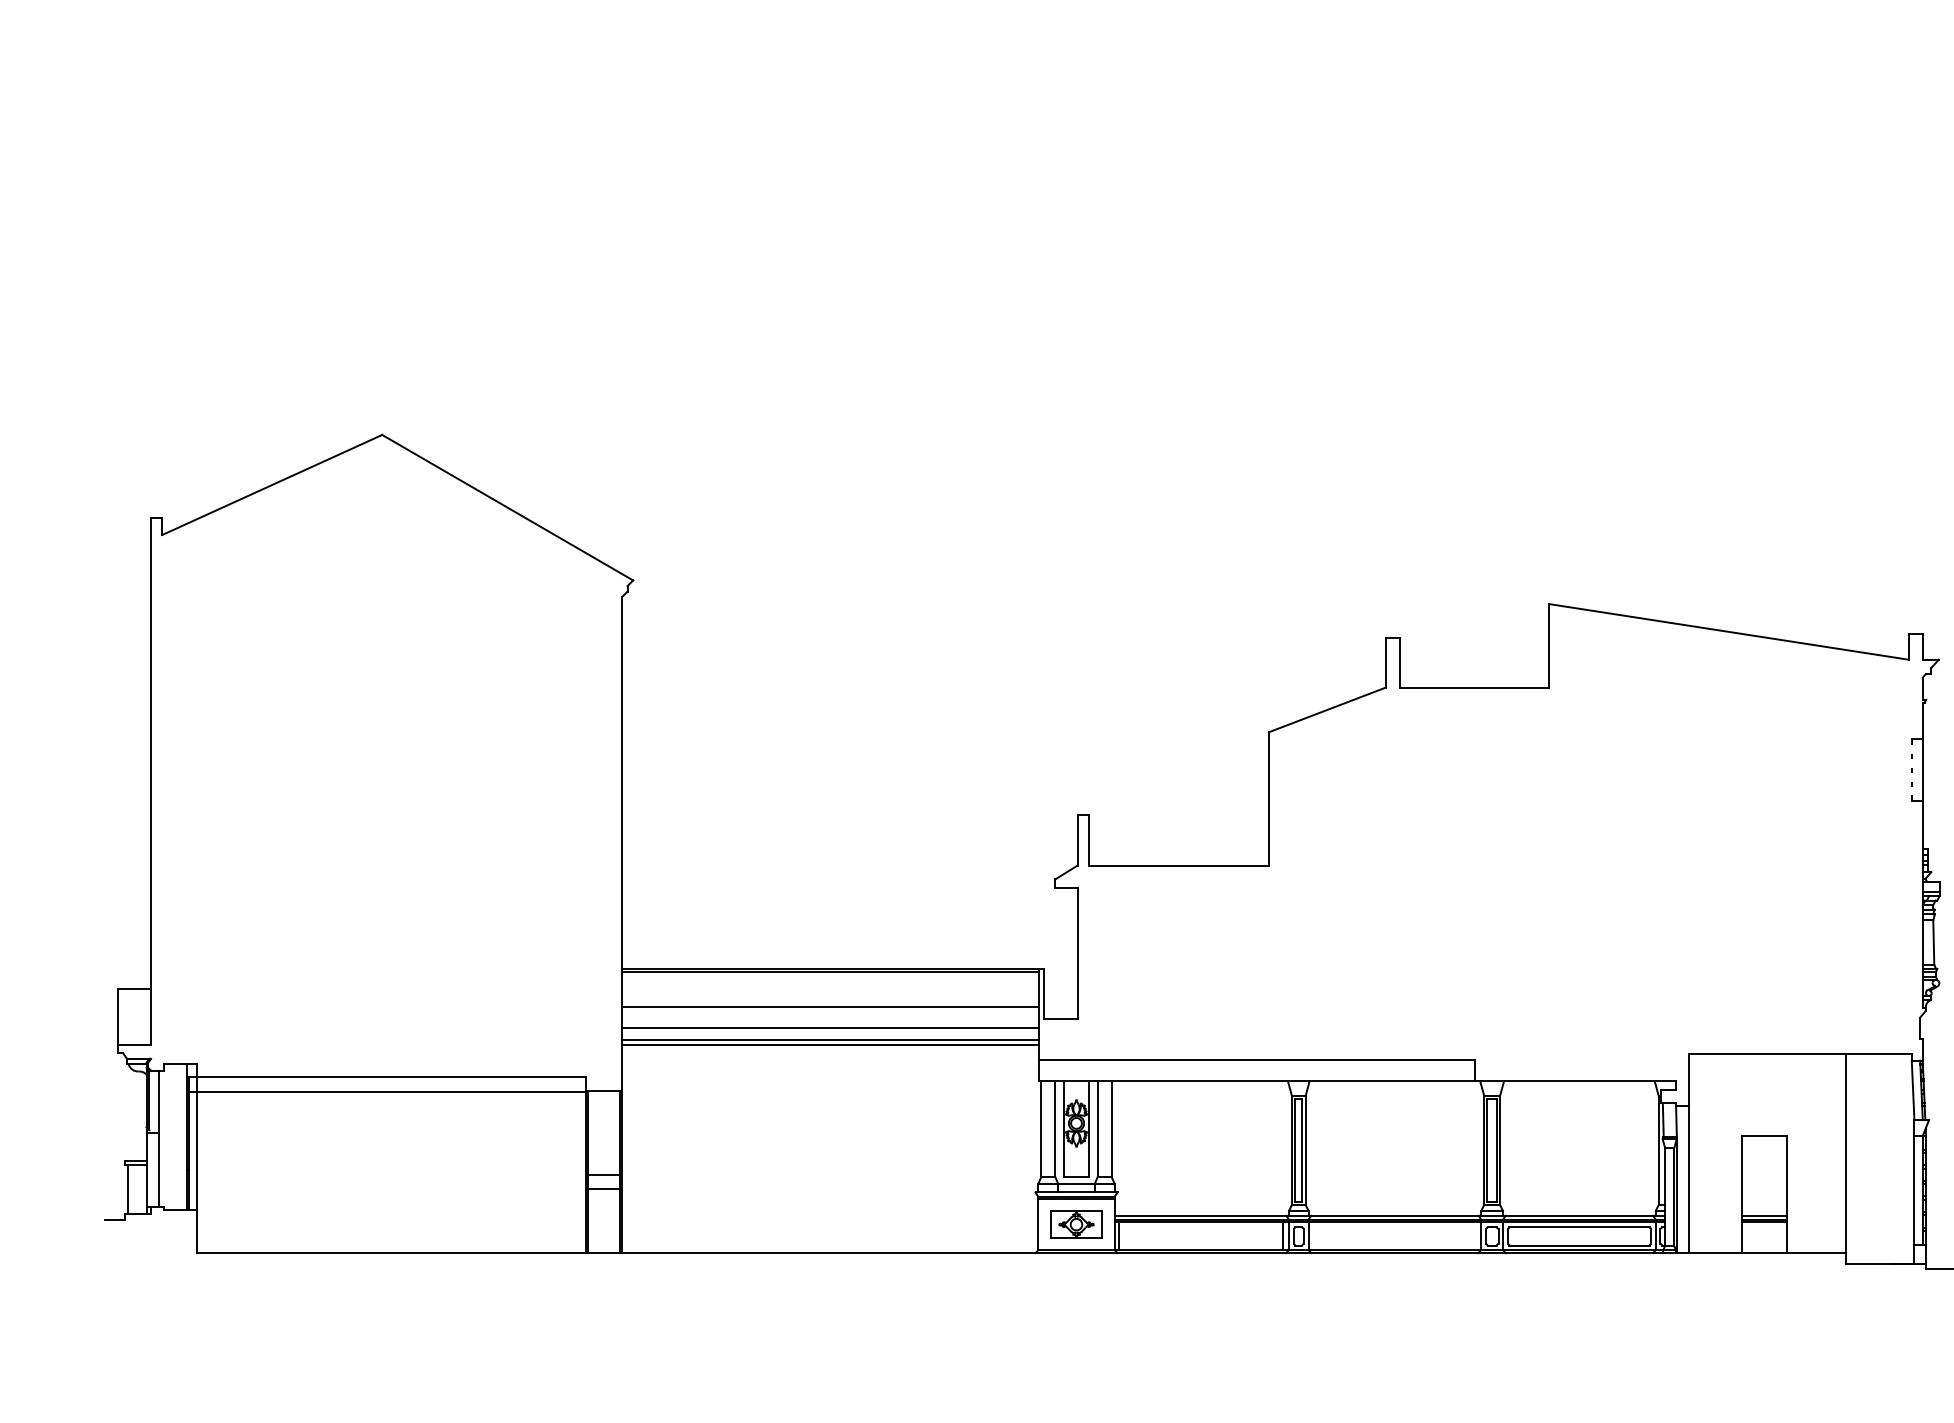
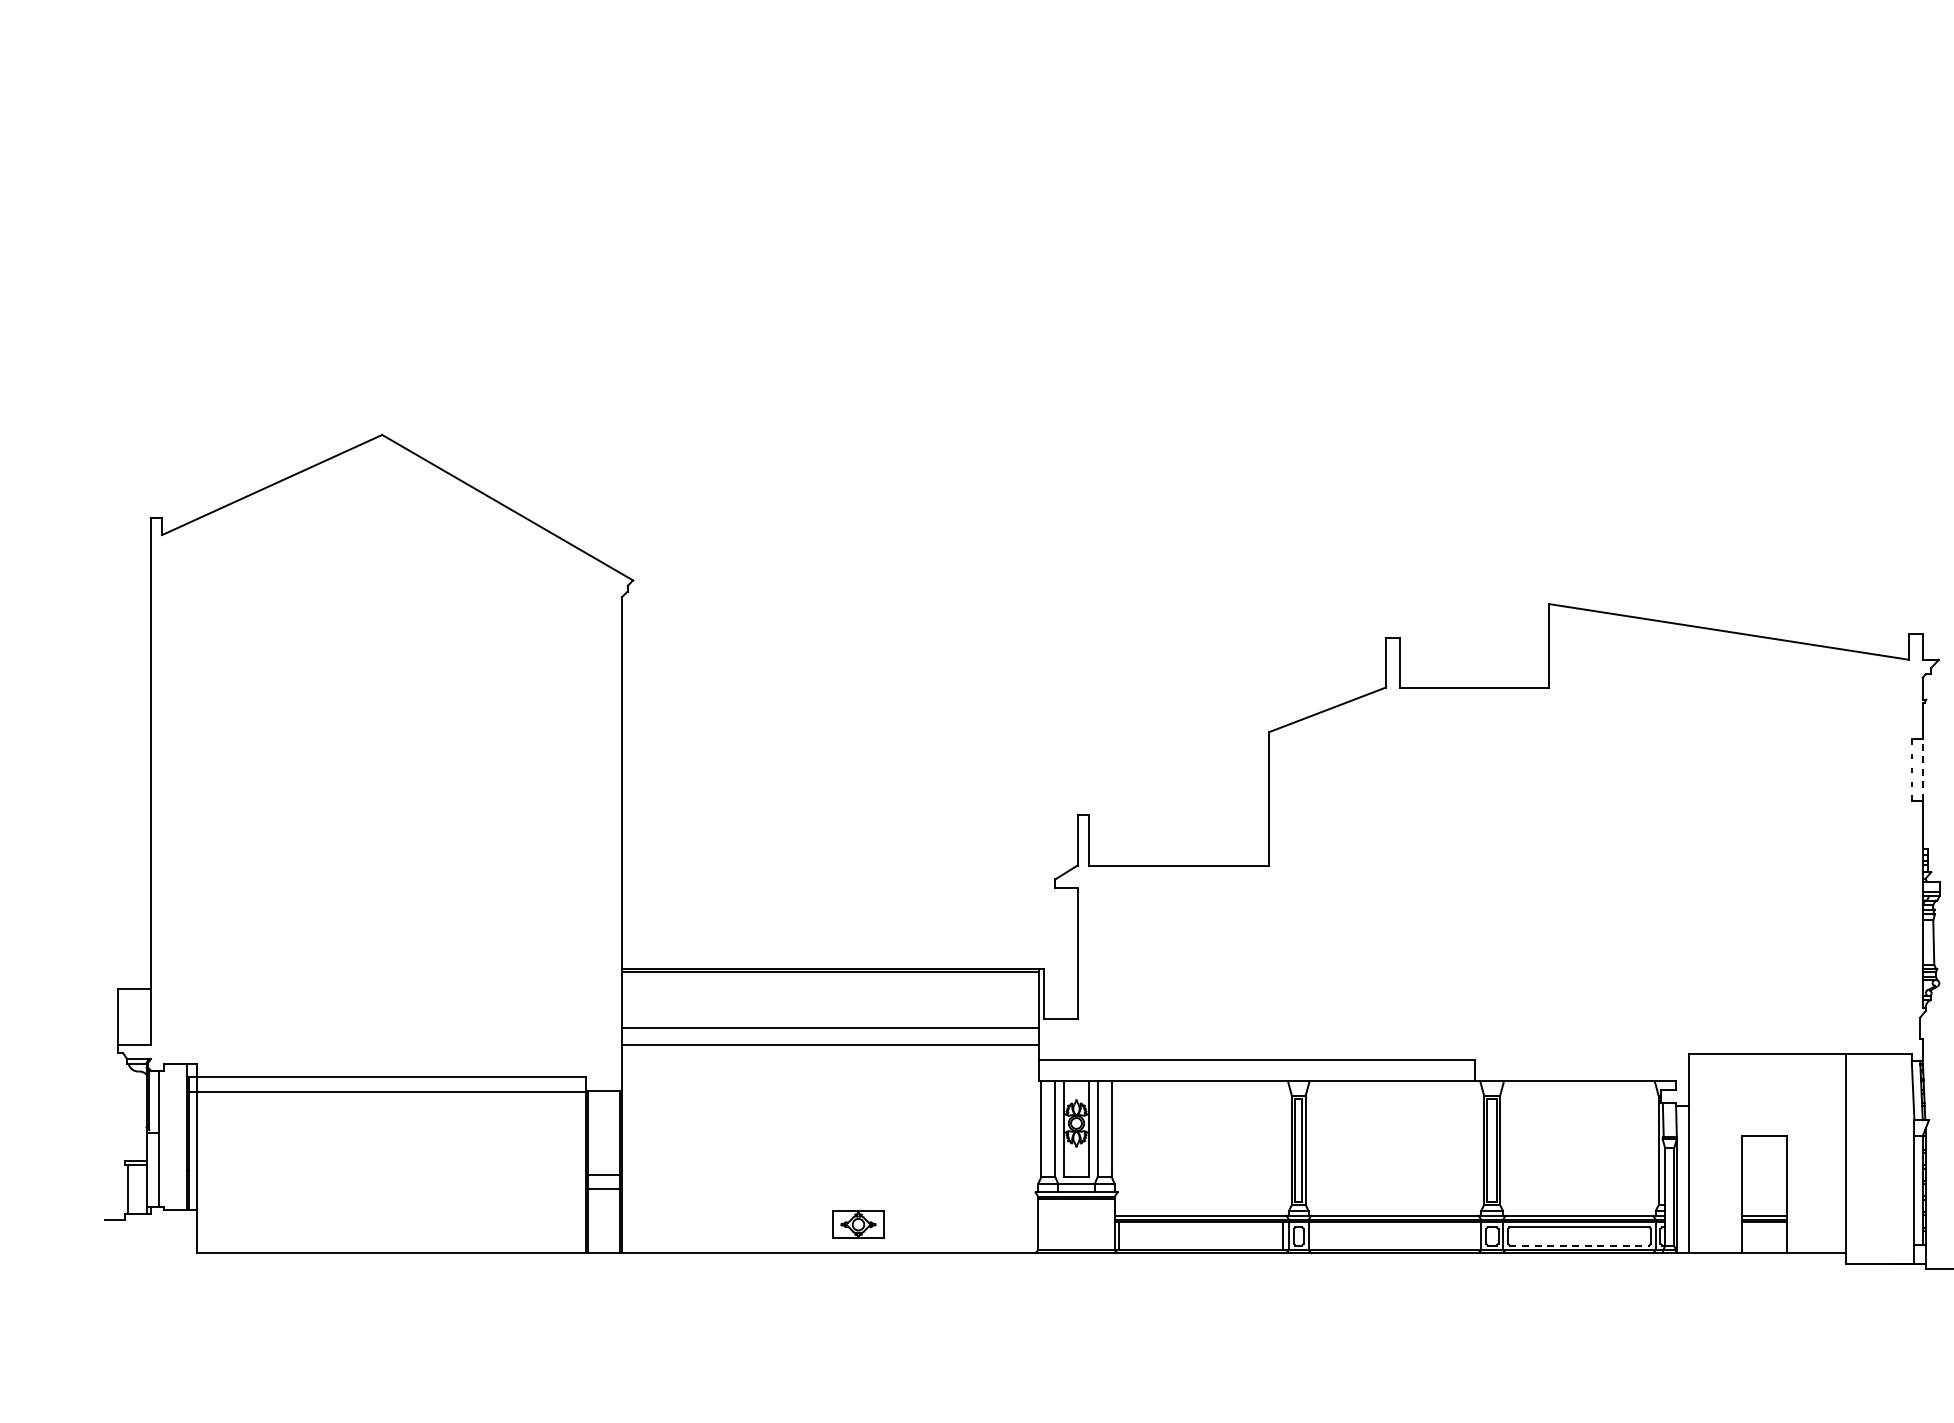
line: solid -> dashed (1922, 770)
line: present -> none (830, 1006)
line: present -> none (830, 1040)
part position: (1076, 1224) -> (858, 1224) (858, 1224)
line: solid -> dashed (1580, 1245)
